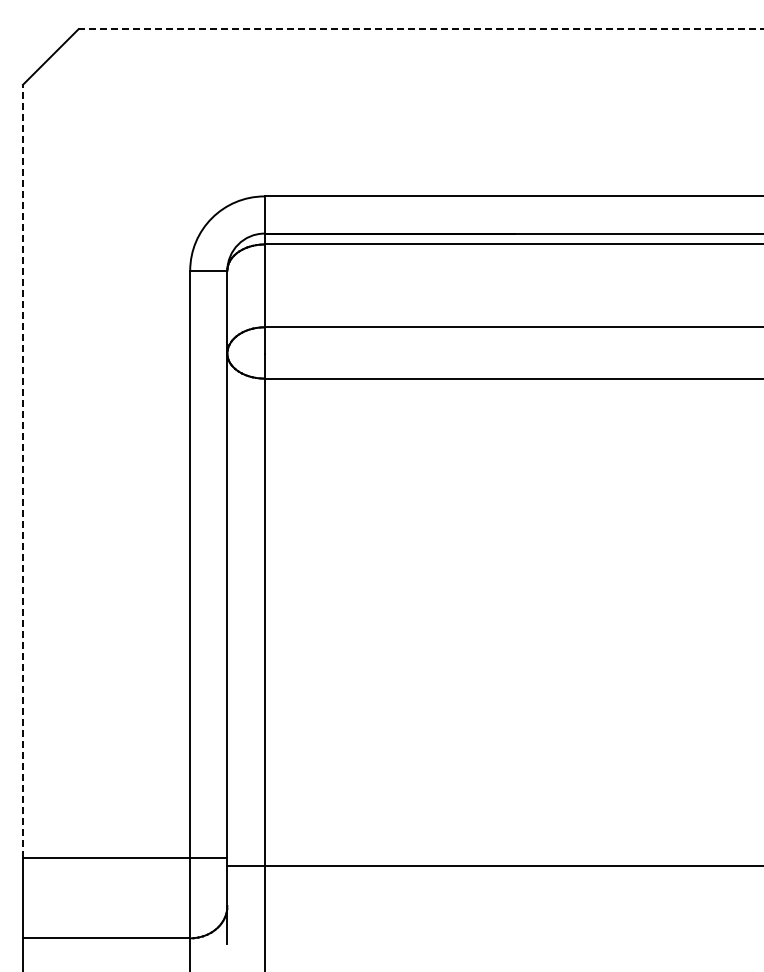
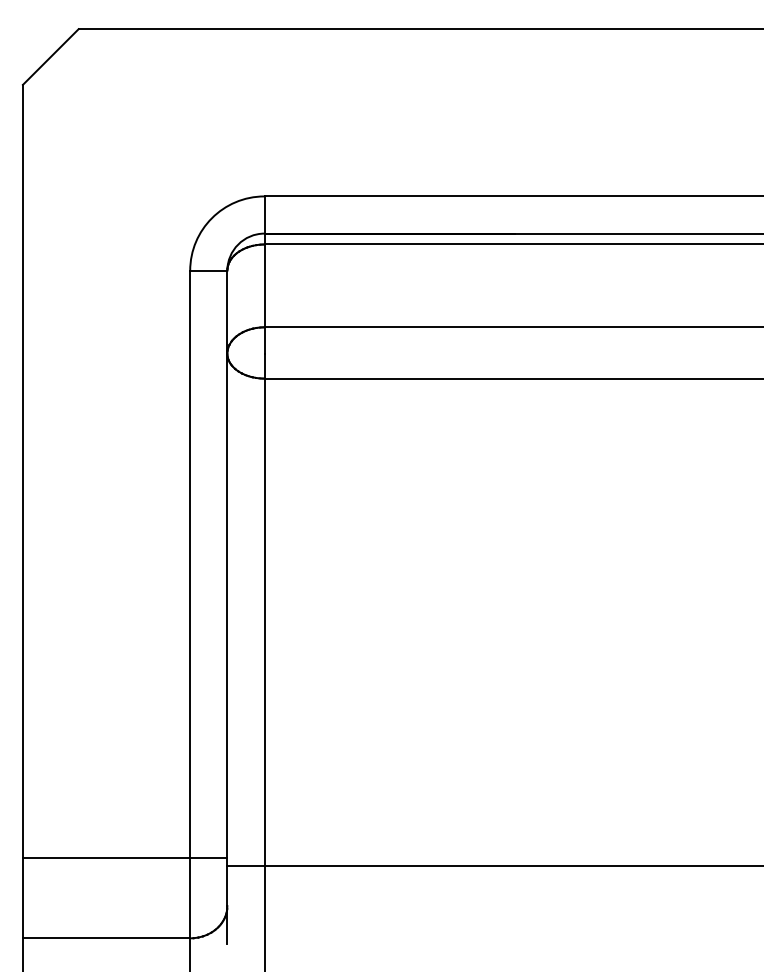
line: dashed -> solid (420, 29)
line: dashed -> solid (22, 470)
